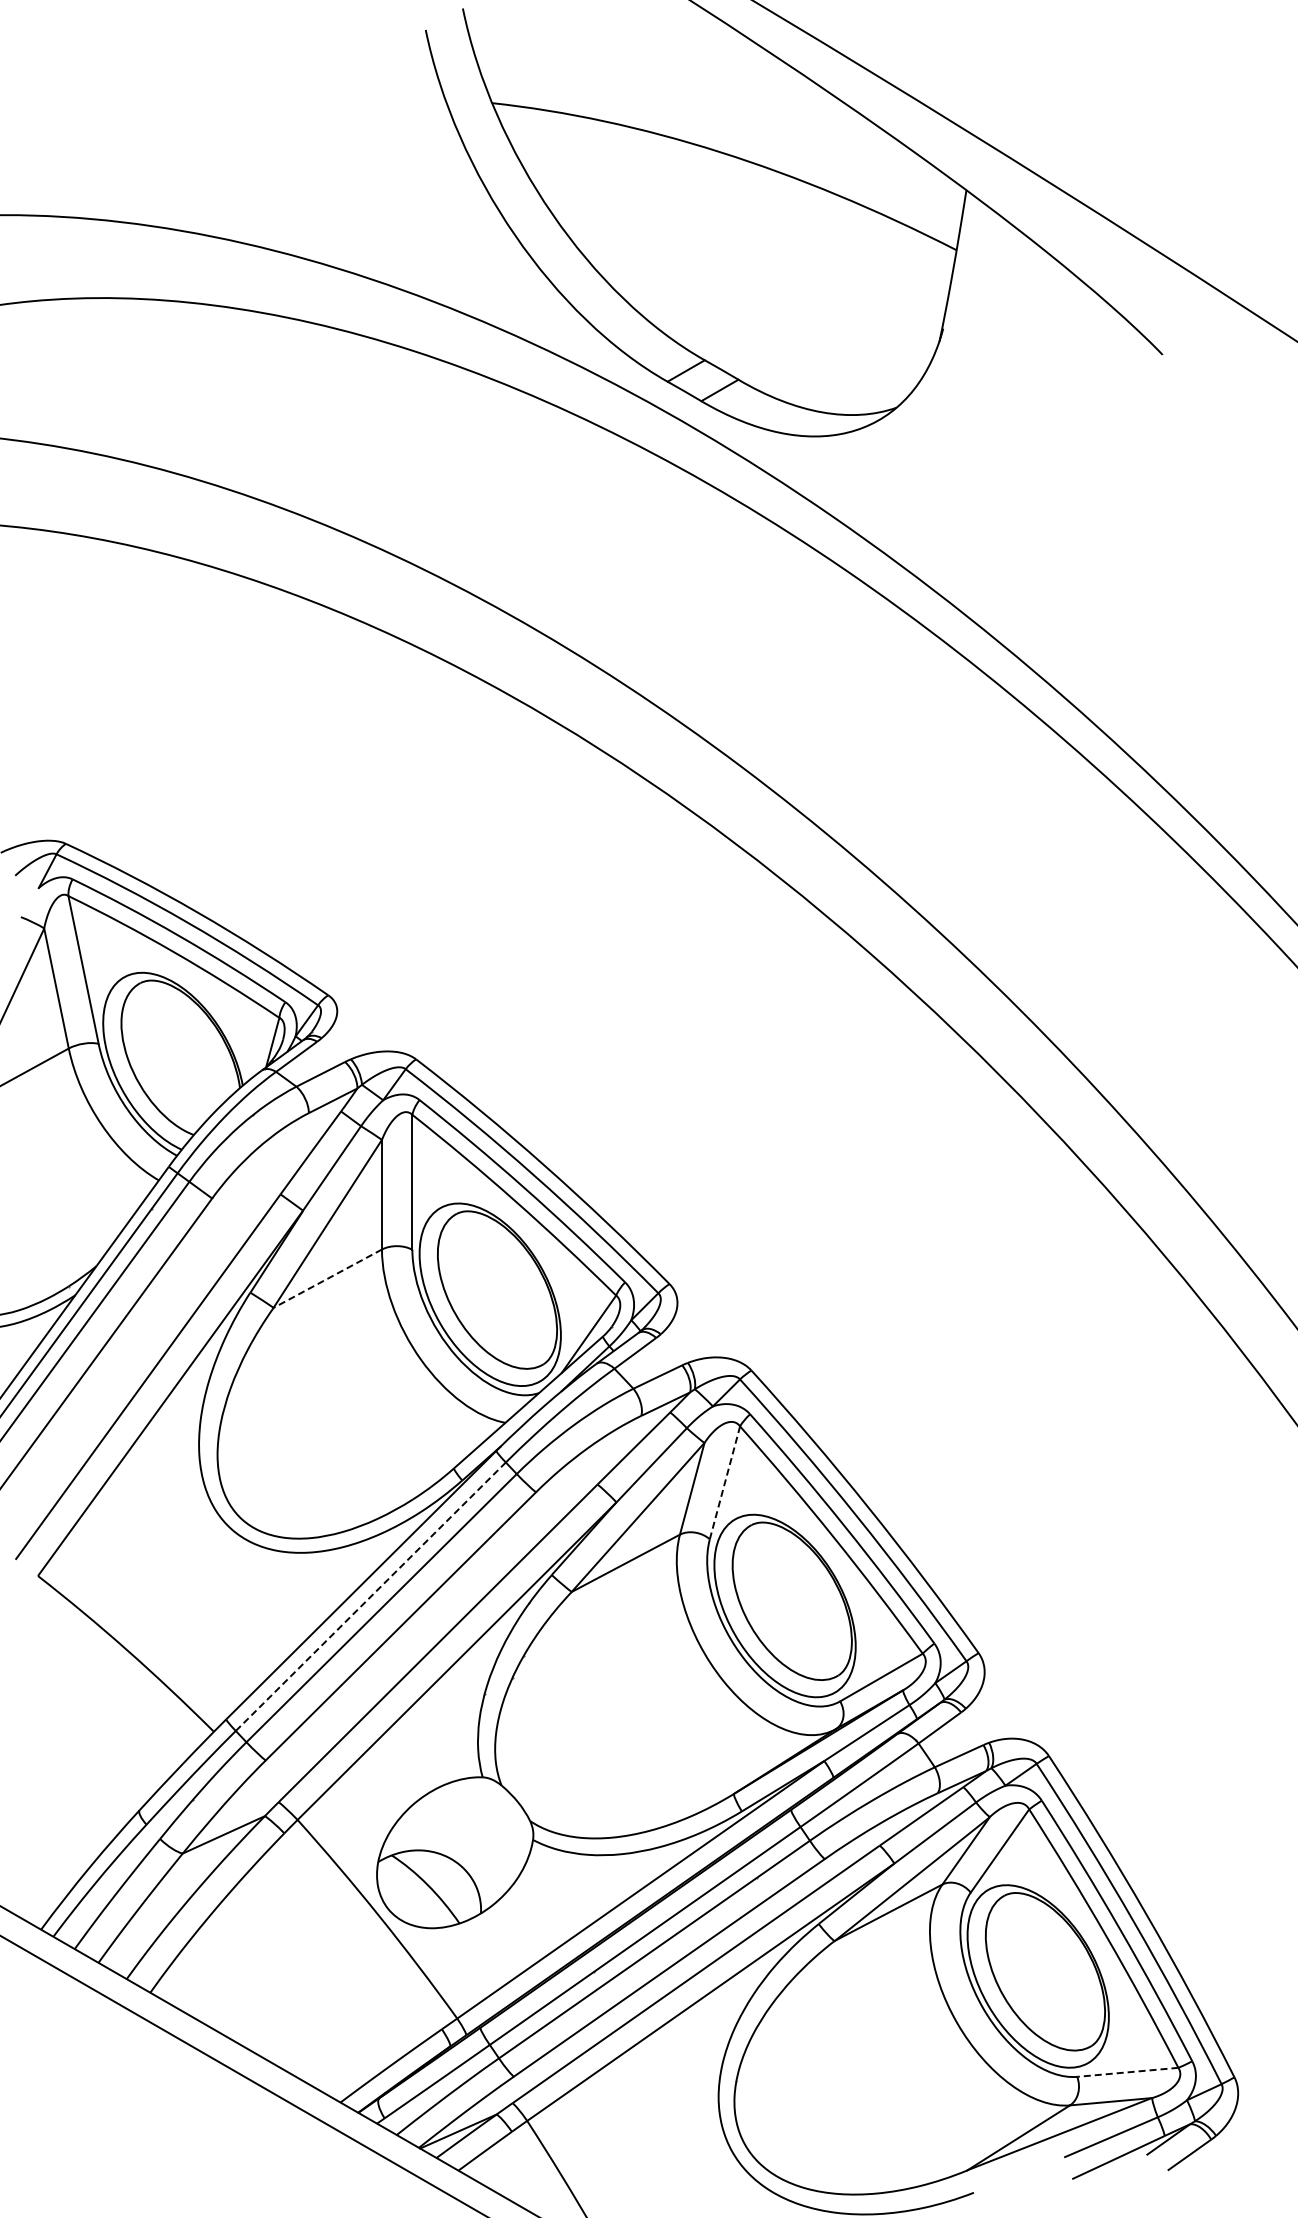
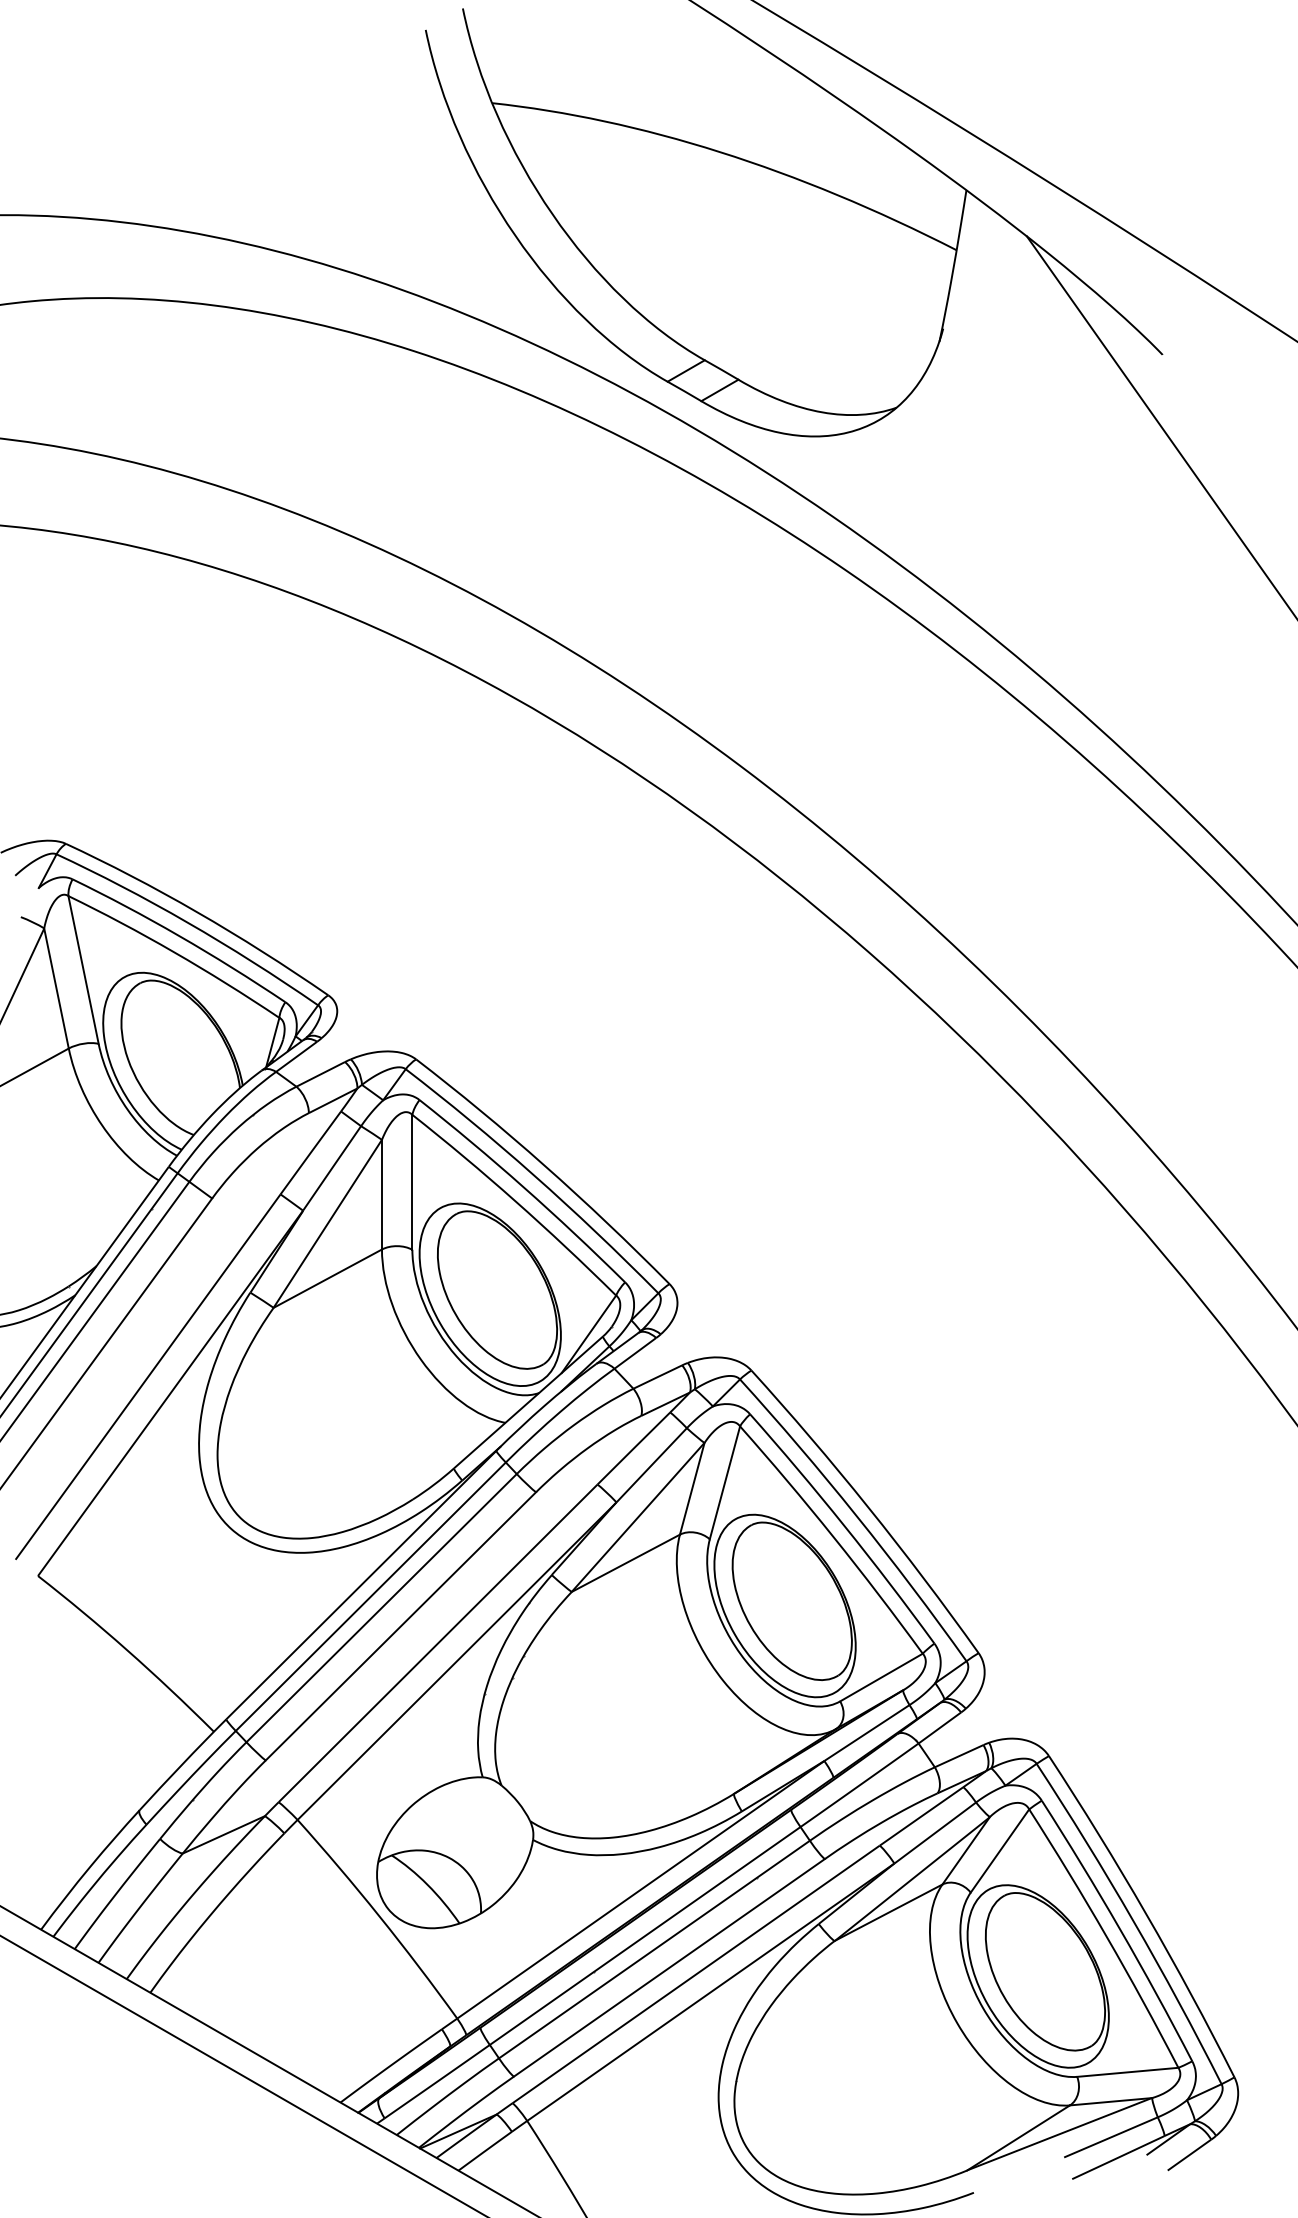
line: none -> present (1160, 425)
line: dashed -> solid (327, 1278)
line: dashed -> solid (725, 1482)
line: dashed -> solid (371, 1596)
line: dashed -> solid (1127, 2072)
